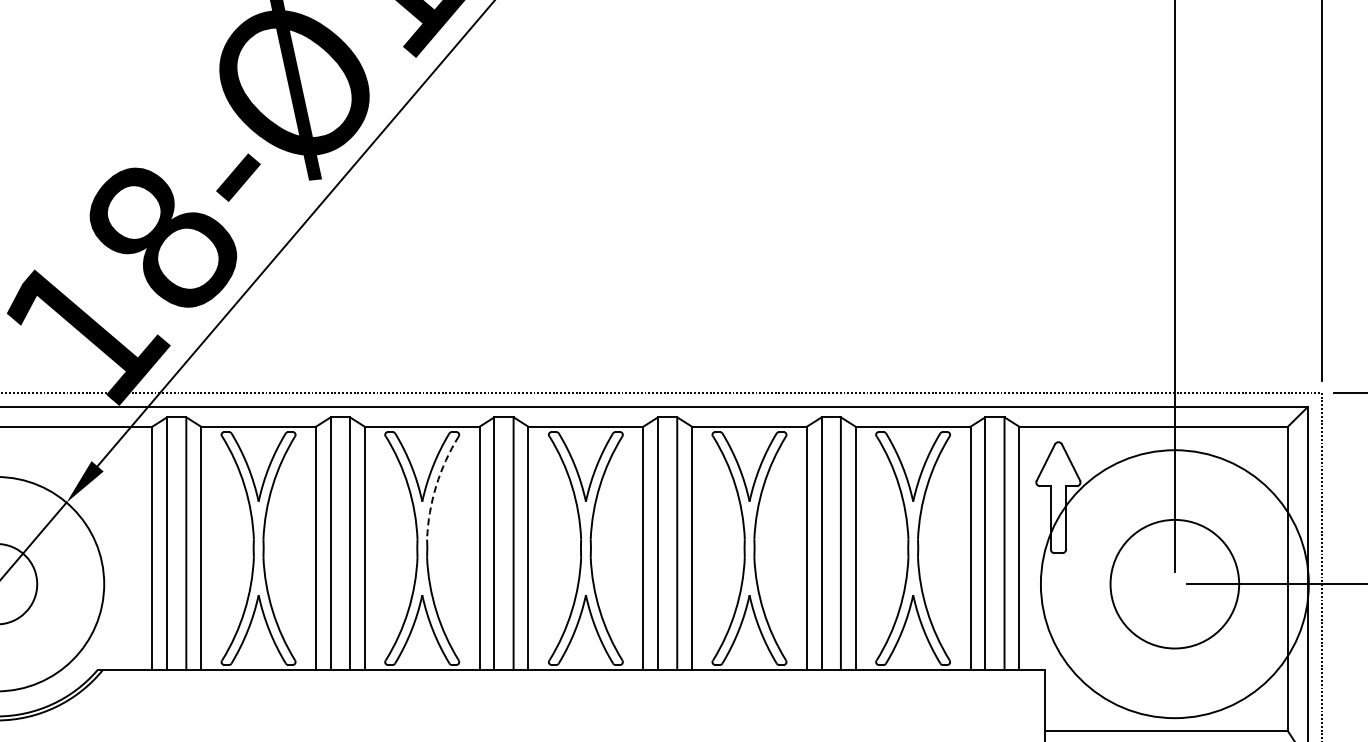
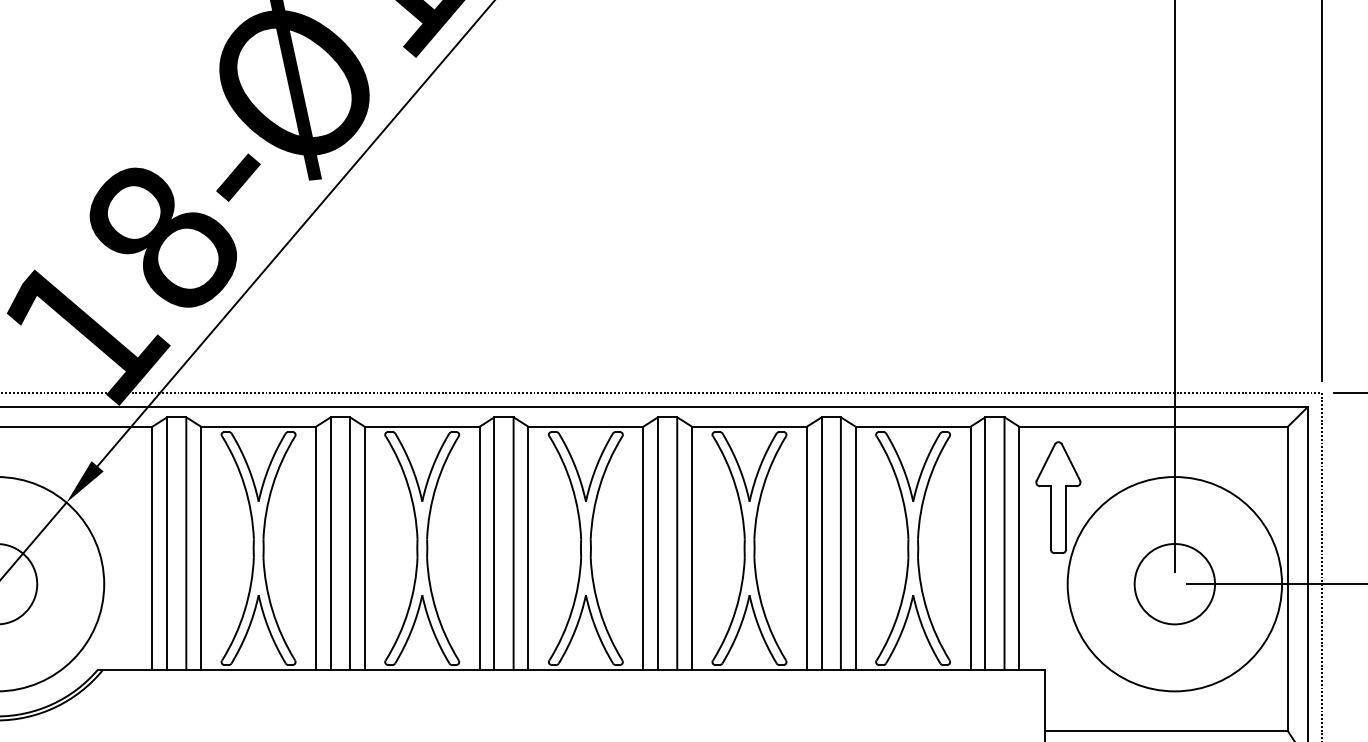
arc: dashed -> solid (436, 485)
circle diameter: 129 px -> 80 px (1174, 584)
circle diameter: 268 px -> 214 px (1174, 584)
